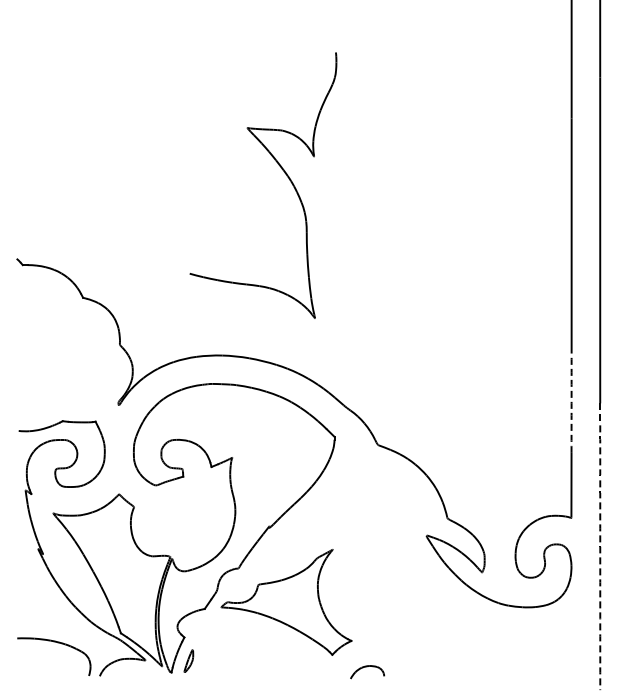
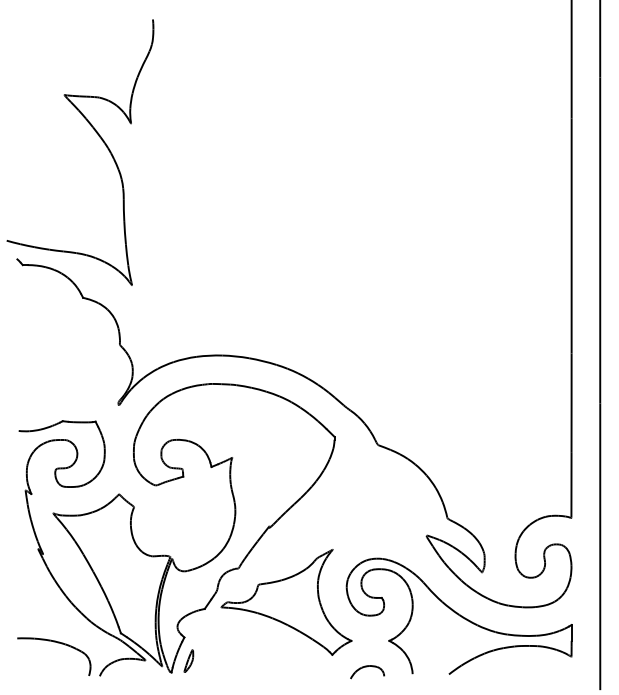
part position: (281, 169) -> (98, 136) (98, 136)
arc: dashed -> solid (571, 403)
arc: dashed -> solid (600, 546)
part: none -> present (458, 615)
